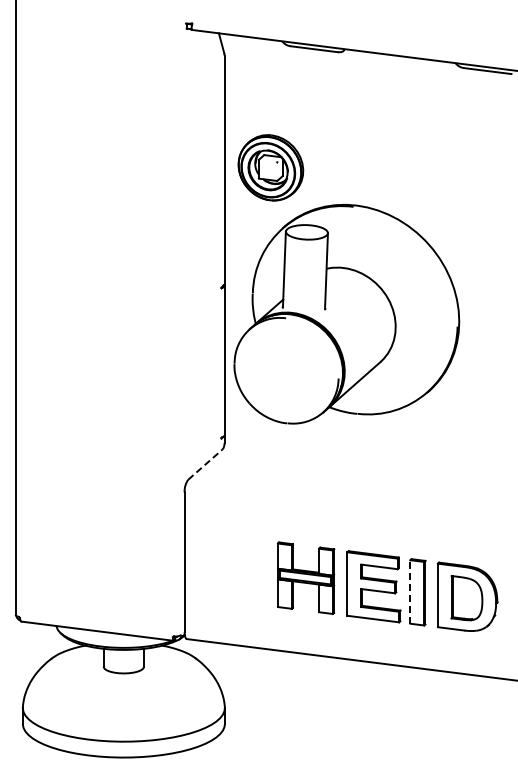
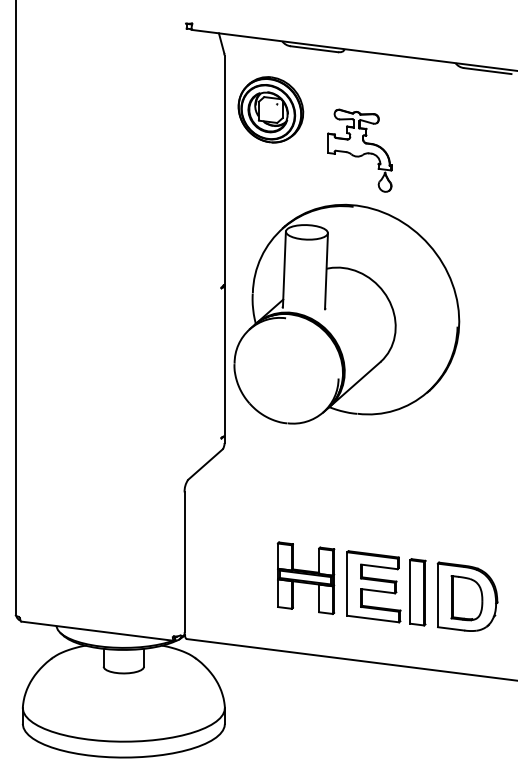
part: none -> present (359, 150)
part position: (270, 167) -> (270, 109) (270, 109)
line: dashed -> solid (205, 464)
line: dashed -> solid (410, 591)
